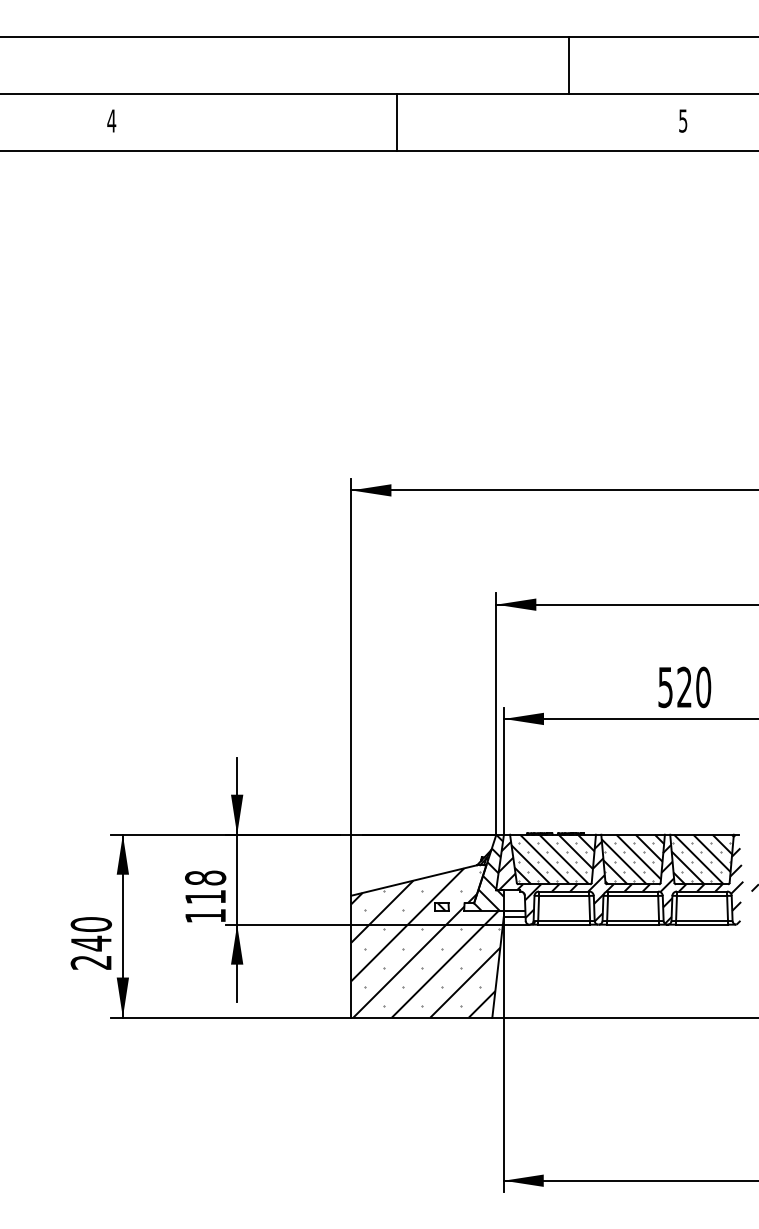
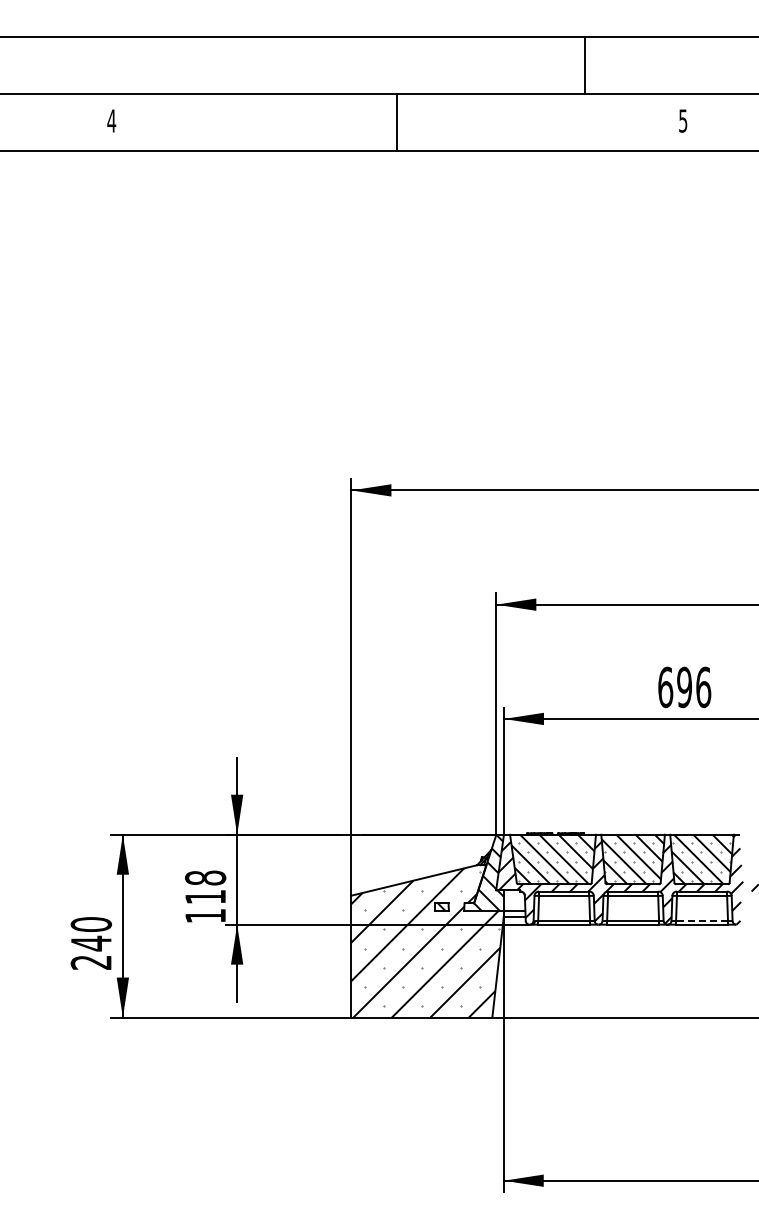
line position: (568, 65) -> (584, 65) (584, 65)
text: 520 -> 696 (684, 687)
line: solid -> dashed (702, 920)
